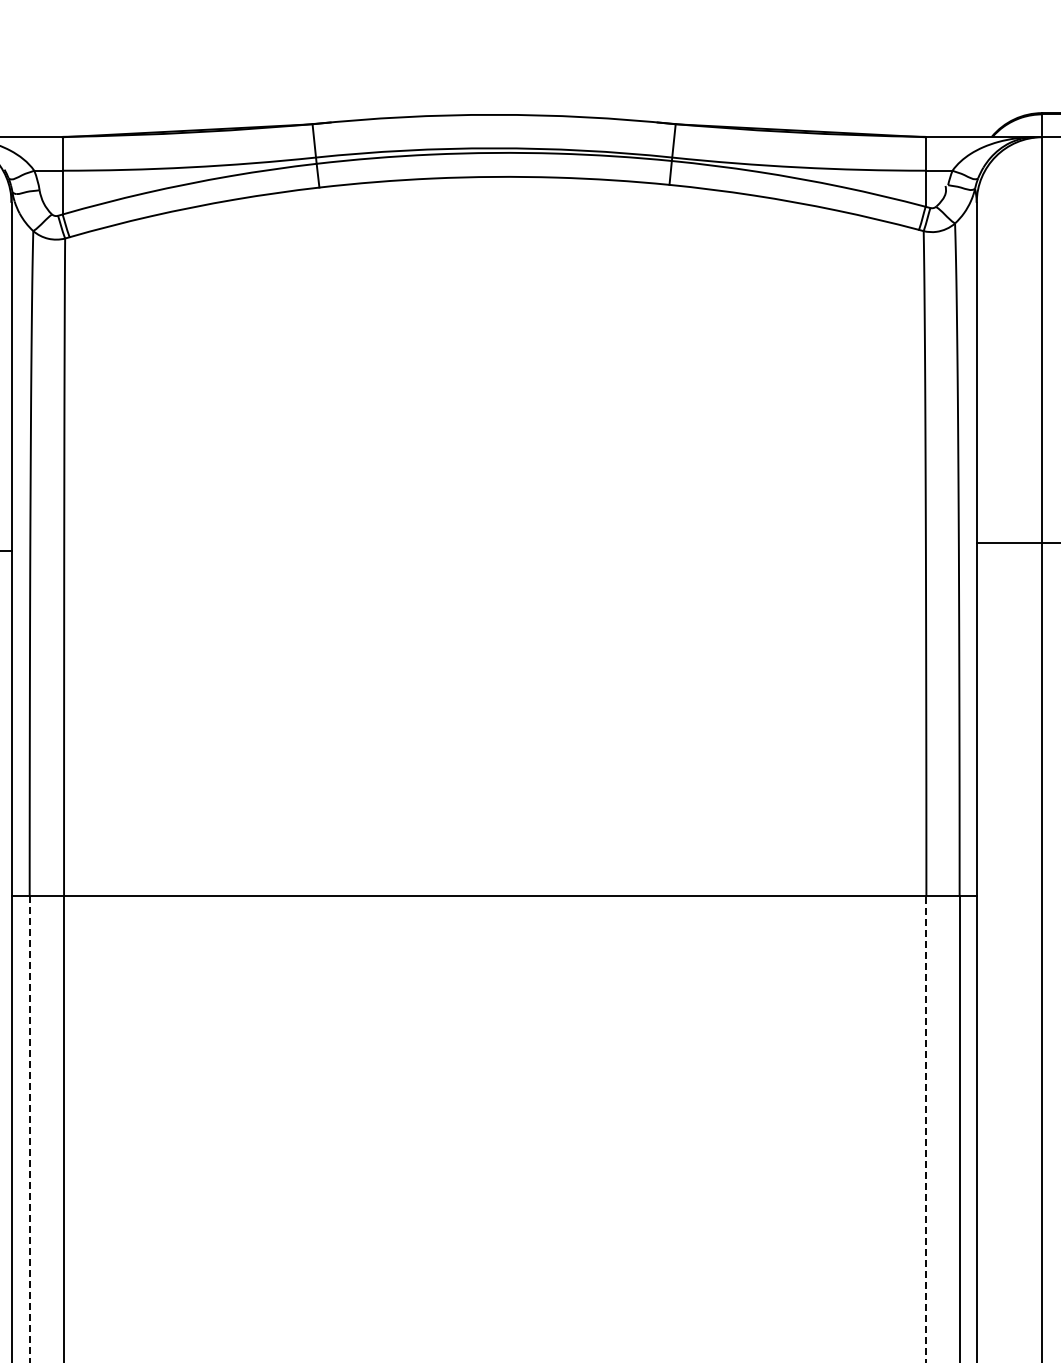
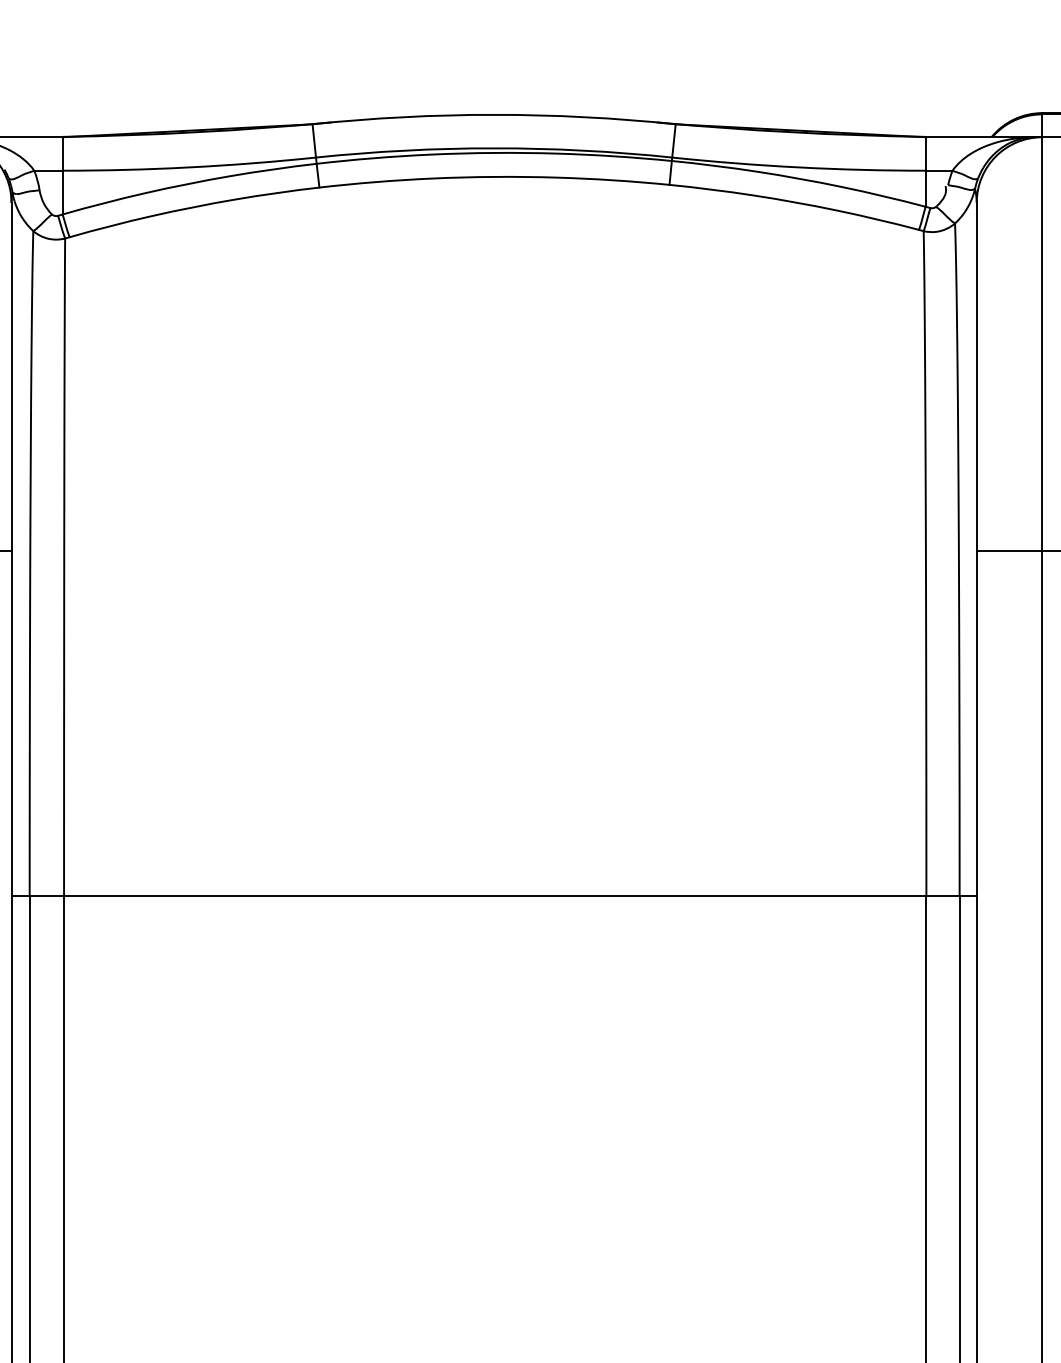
line position: (1016, 542) -> (1016, 550) (1016, 550)
line: dashed -> solid (926, 1128)
line: dashed -> solid (29, 1129)
